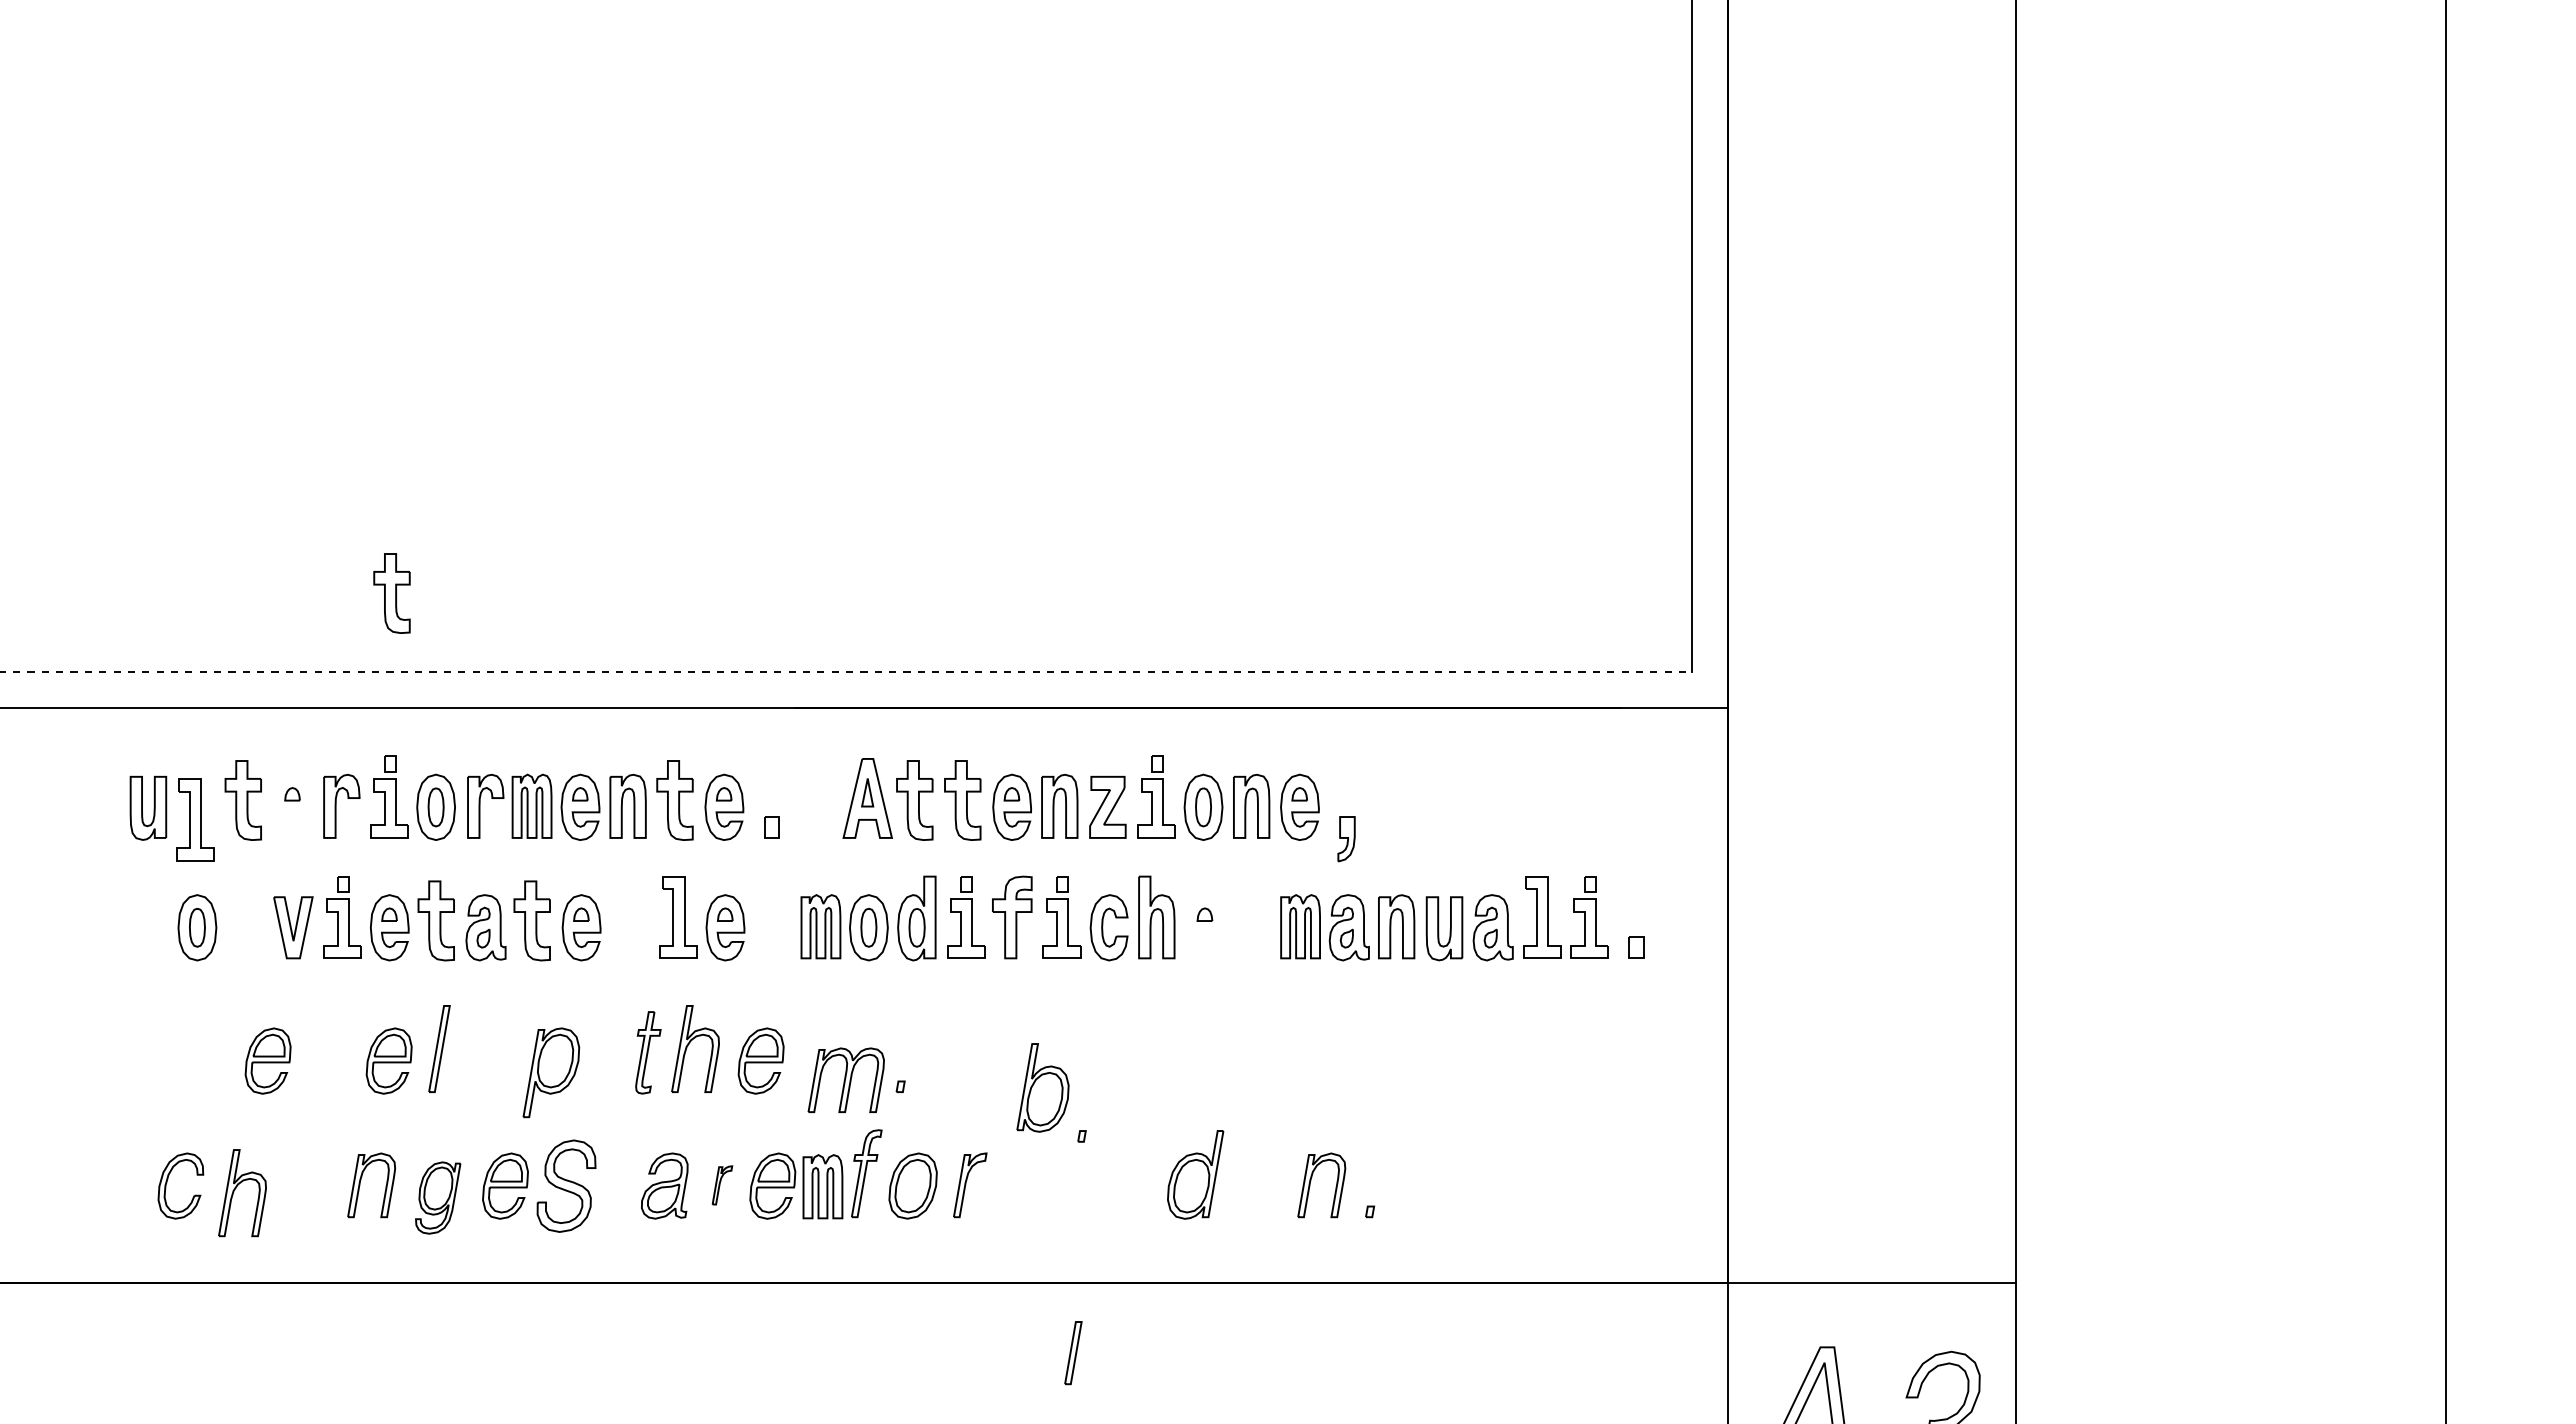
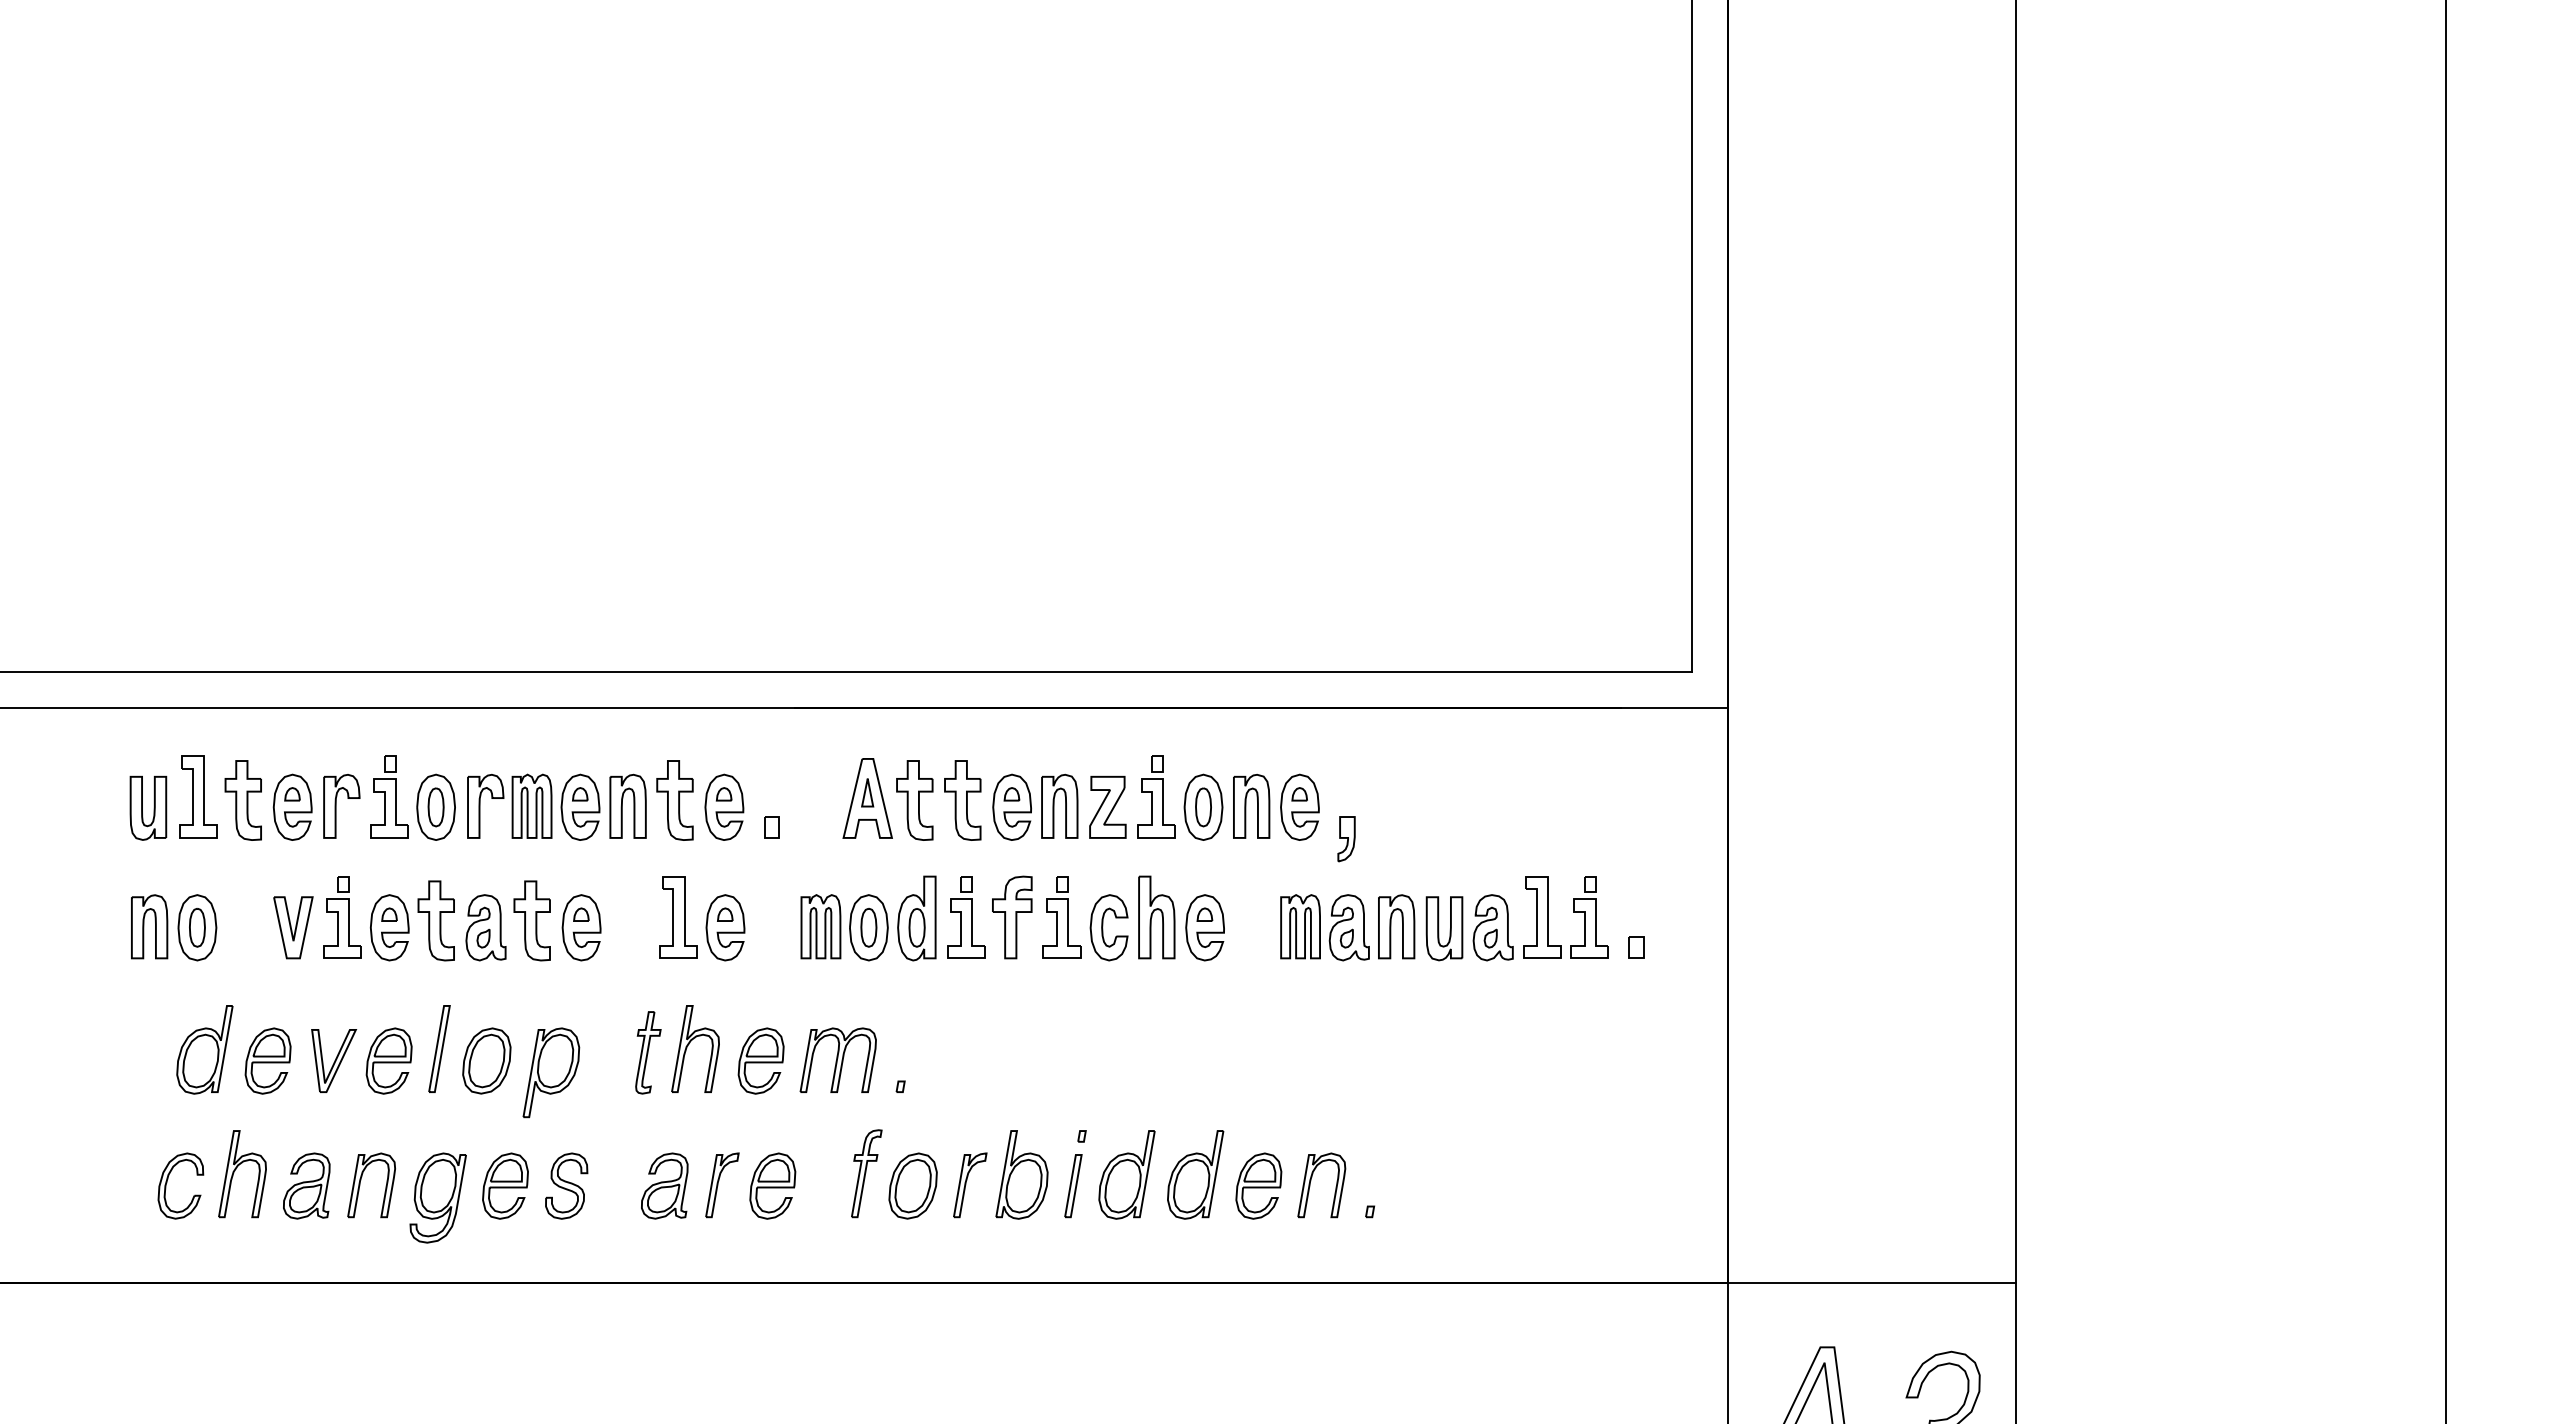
part: present -> none (391, 593)
line: dashed -> solid (846, 672)
part: none -> present (292, 806)
part position: (195, 819) -> (198, 796) (198, 796)
part: none -> present (149, 926)
part: none -> present (1204, 927)
part: none -> present (204, 1049)
part: none -> present (334, 1060)
part: none -> present (486, 1060)
part position: (845, 1079) -> (837, 1059) (837, 1059)
part position: (1042, 1087) -> (1021, 1174) (1021, 1174)
part: none -> present (1126, 1174)
part: none -> present (306, 1185)
part size: 61x94 px -> 44x68 px (566, 1185)
part size: 23x41 px -> 35x67 px (722, 1185)
part: none -> present (1258, 1185)
part: present -> none (822, 1186)
part position: (236, 1188) -> (236, 1169) (236, 1169)
part size: 47x74 px -> 58x92 px (437, 1197)
part position: (1073, 1353) -> (1073, 1186) (1073, 1186)
